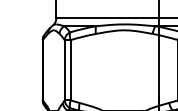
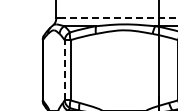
line: solid -> dashed (118, 18)
line: solid -> dashed (64, 69)
